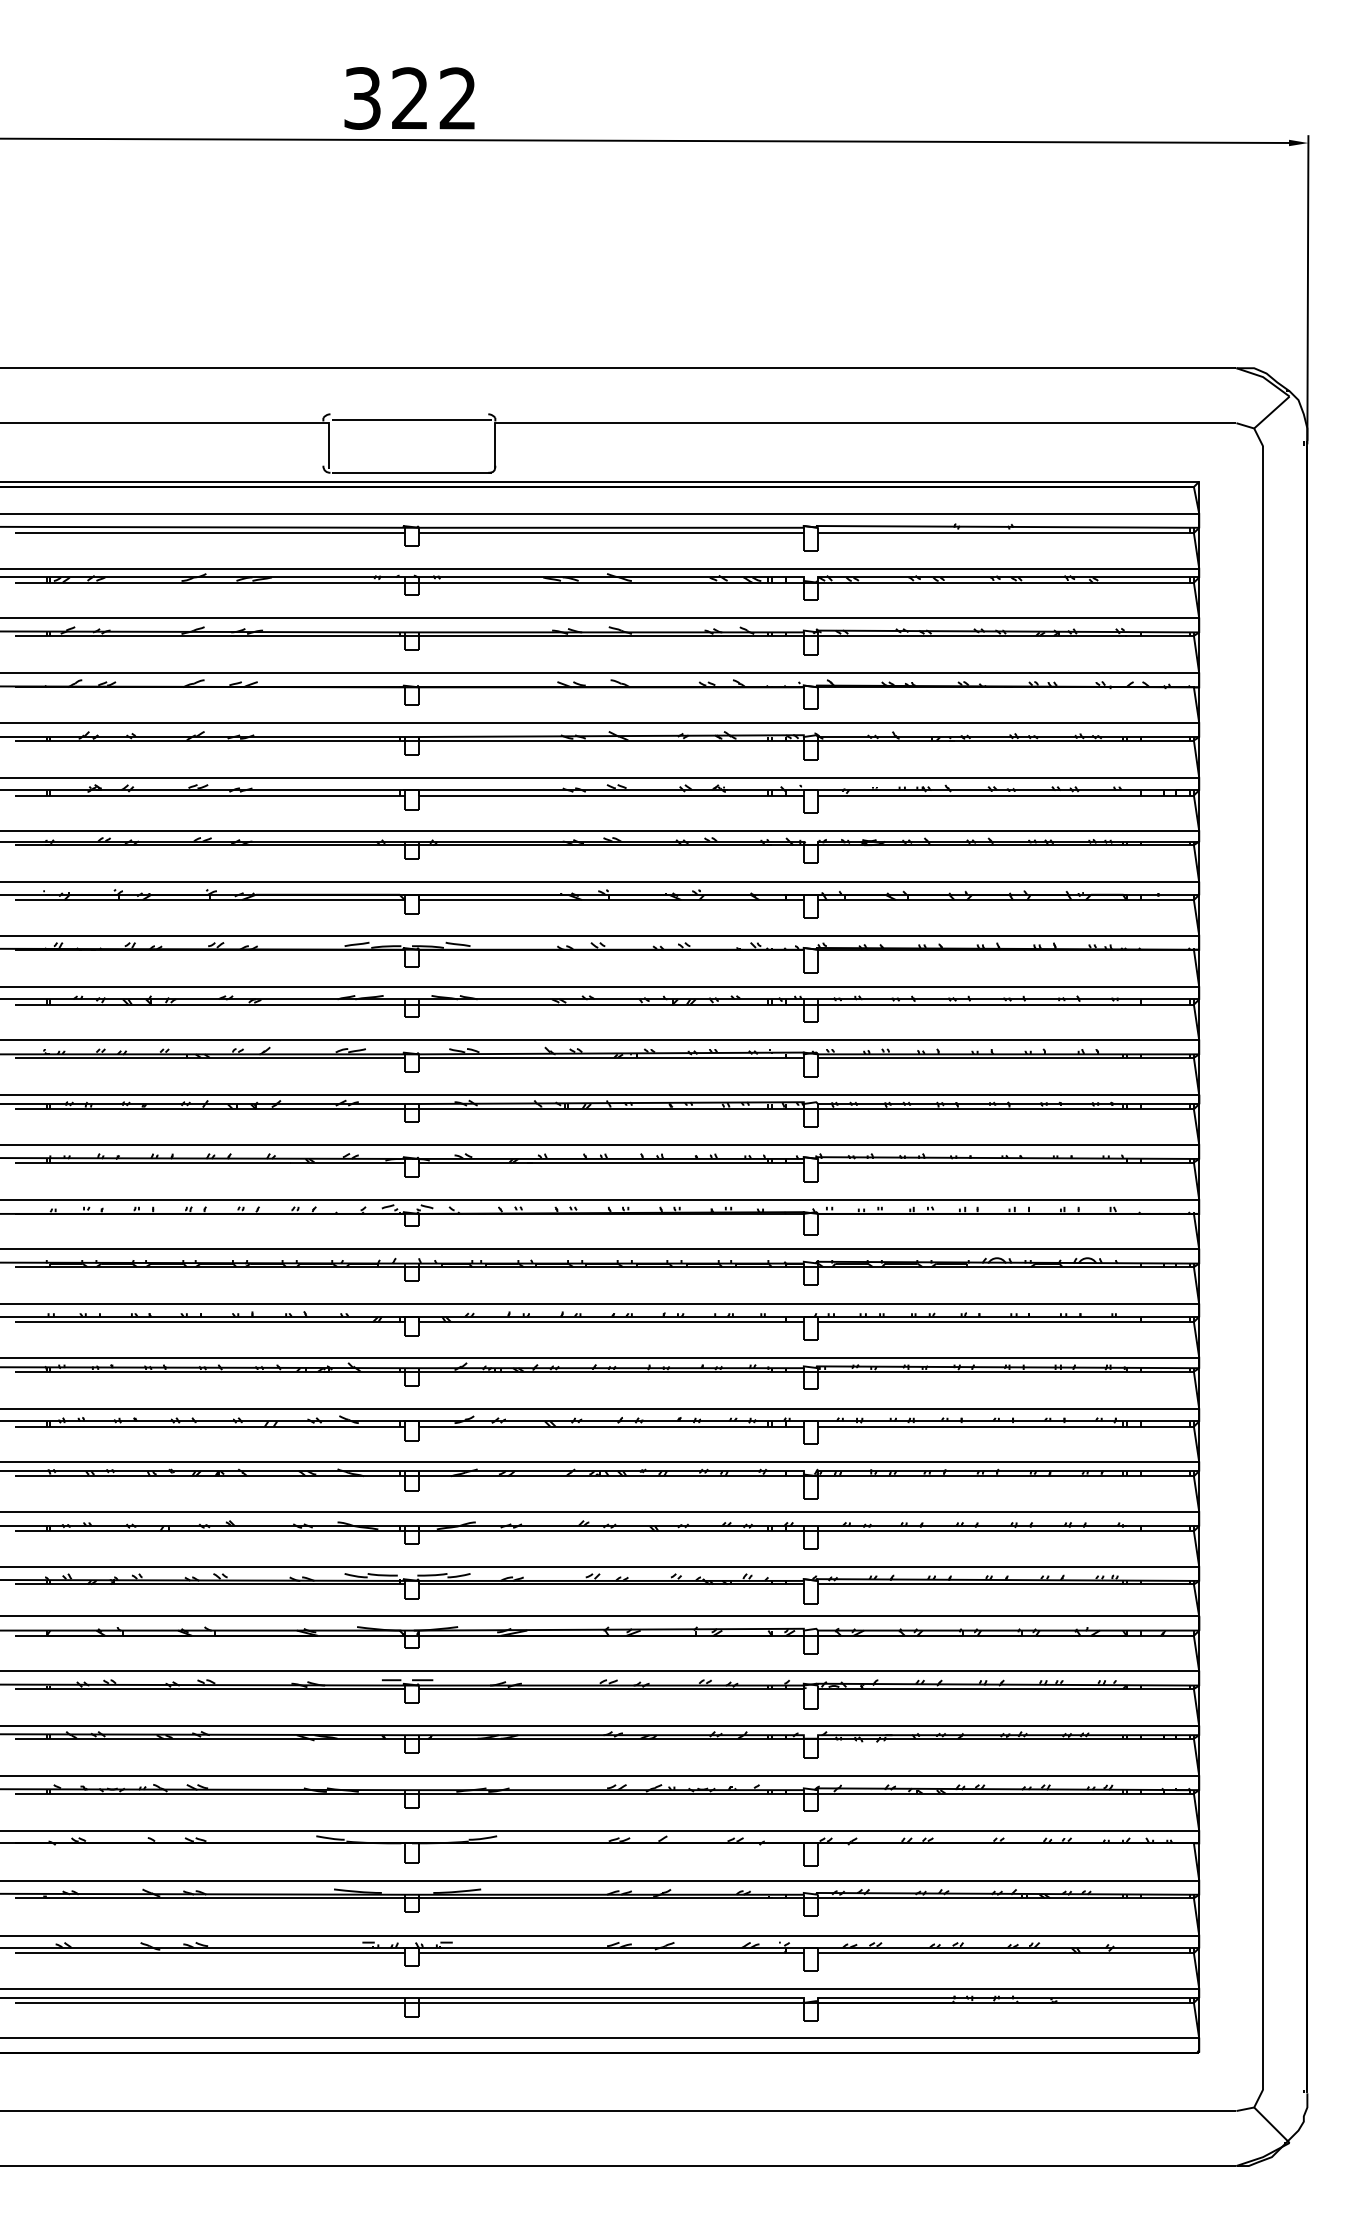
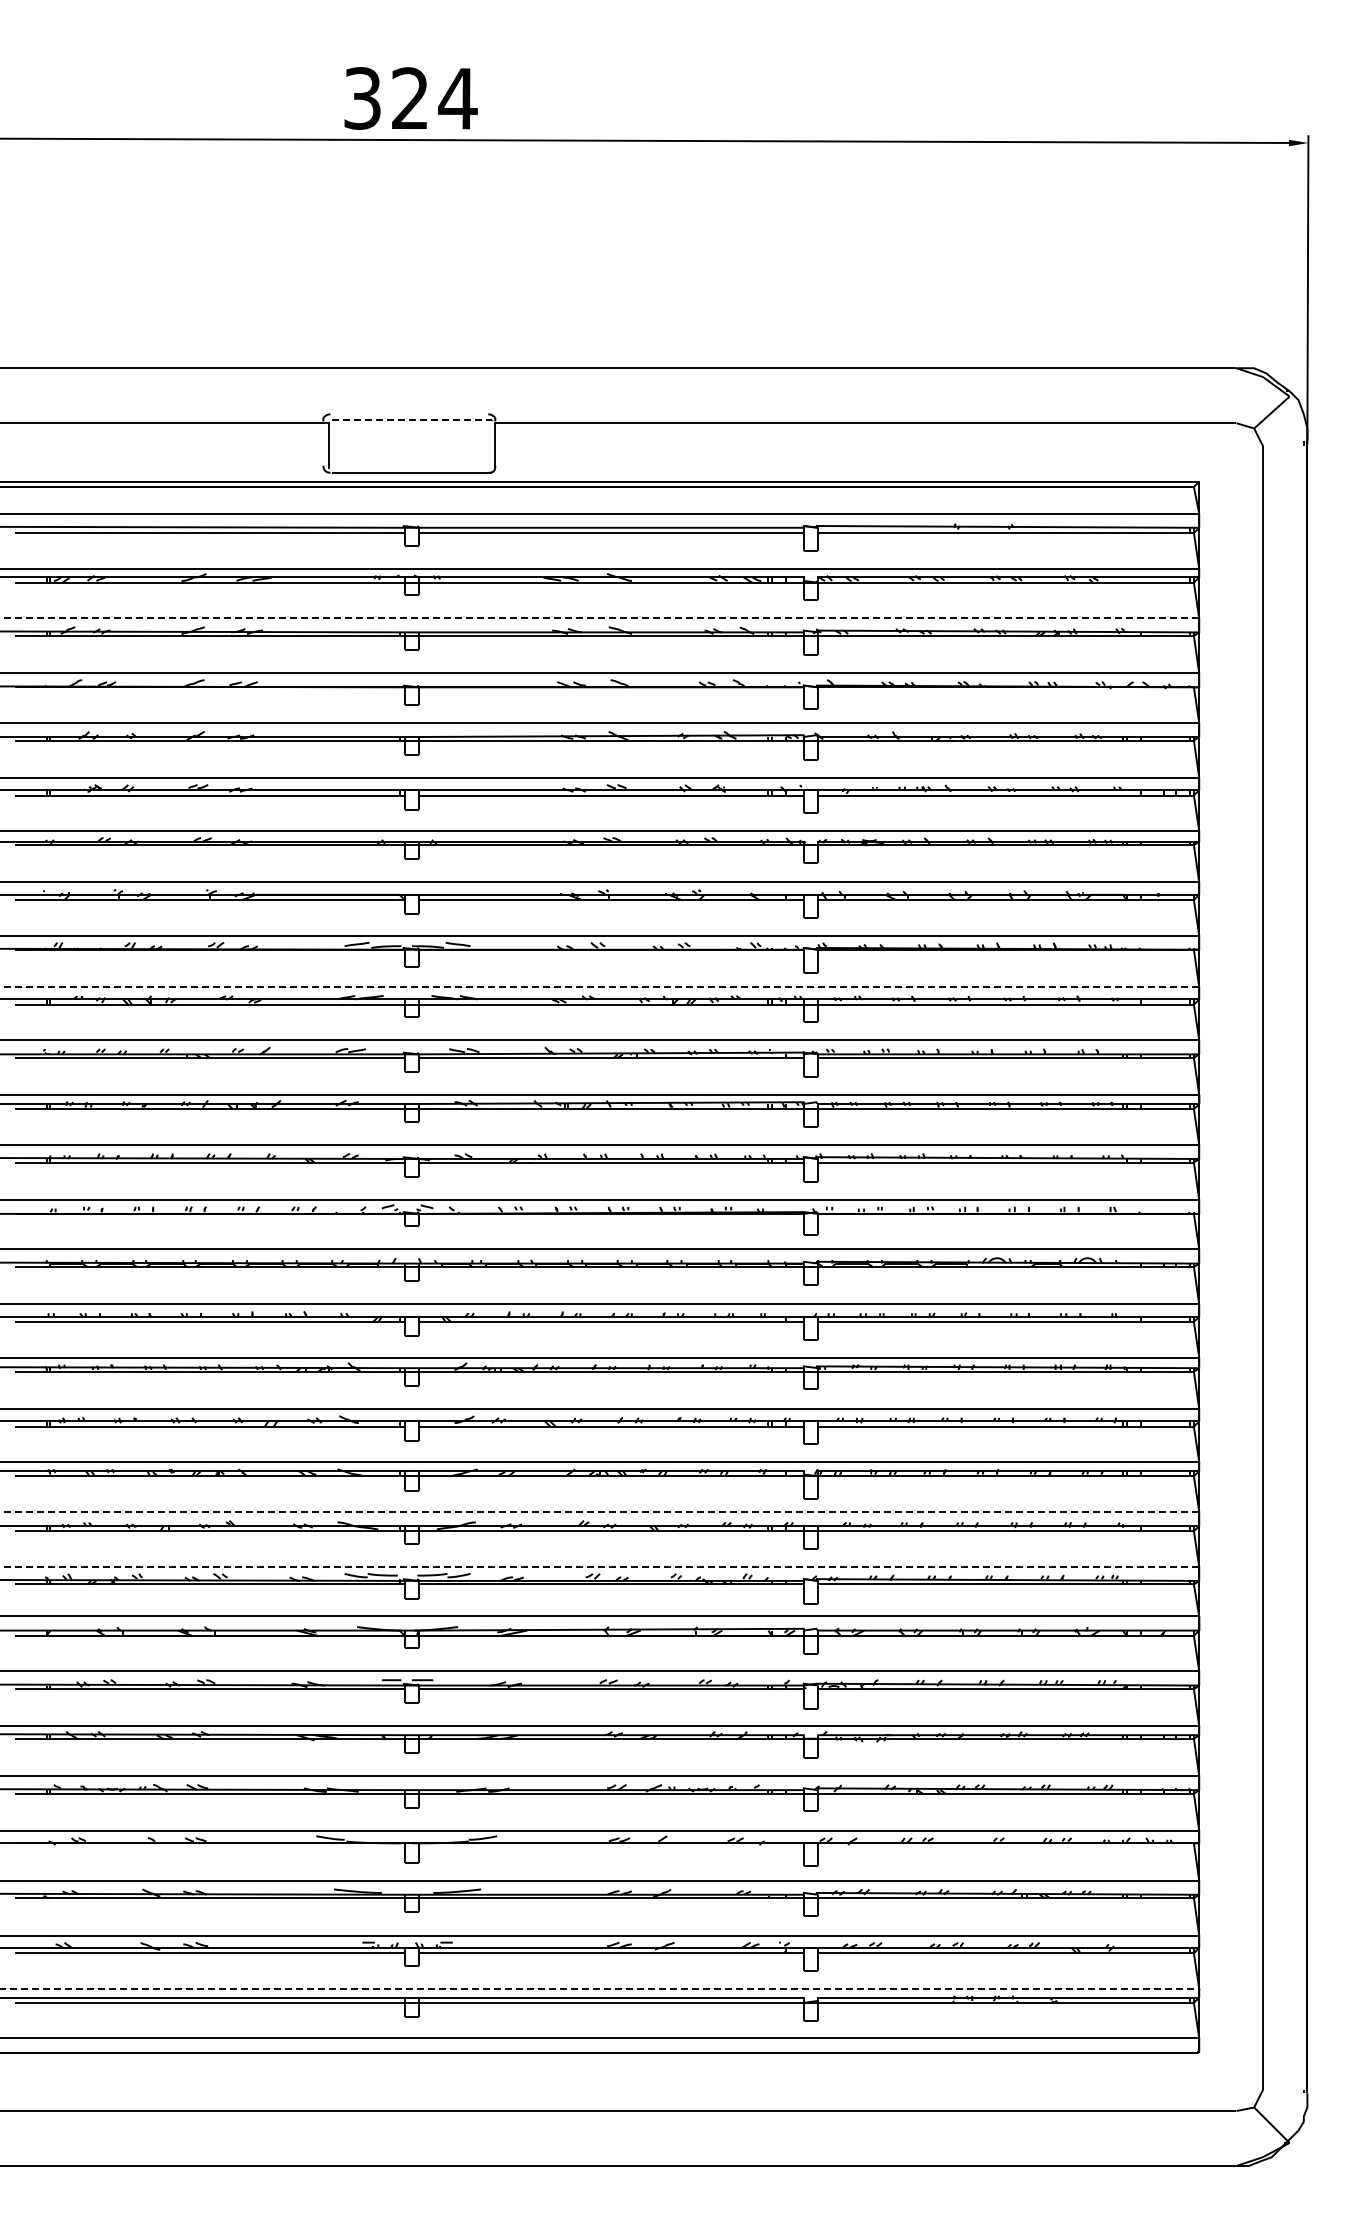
text: 322 -> 324 (457, 98)
line: solid -> dashed (413, 419)
line: solid -> dashed (599, 618)
line: solid -> dashed (599, 986)
line: solid -> dashed (599, 1511)
line: solid -> dashed (599, 1566)
line: solid -> dashed (600, 1988)
